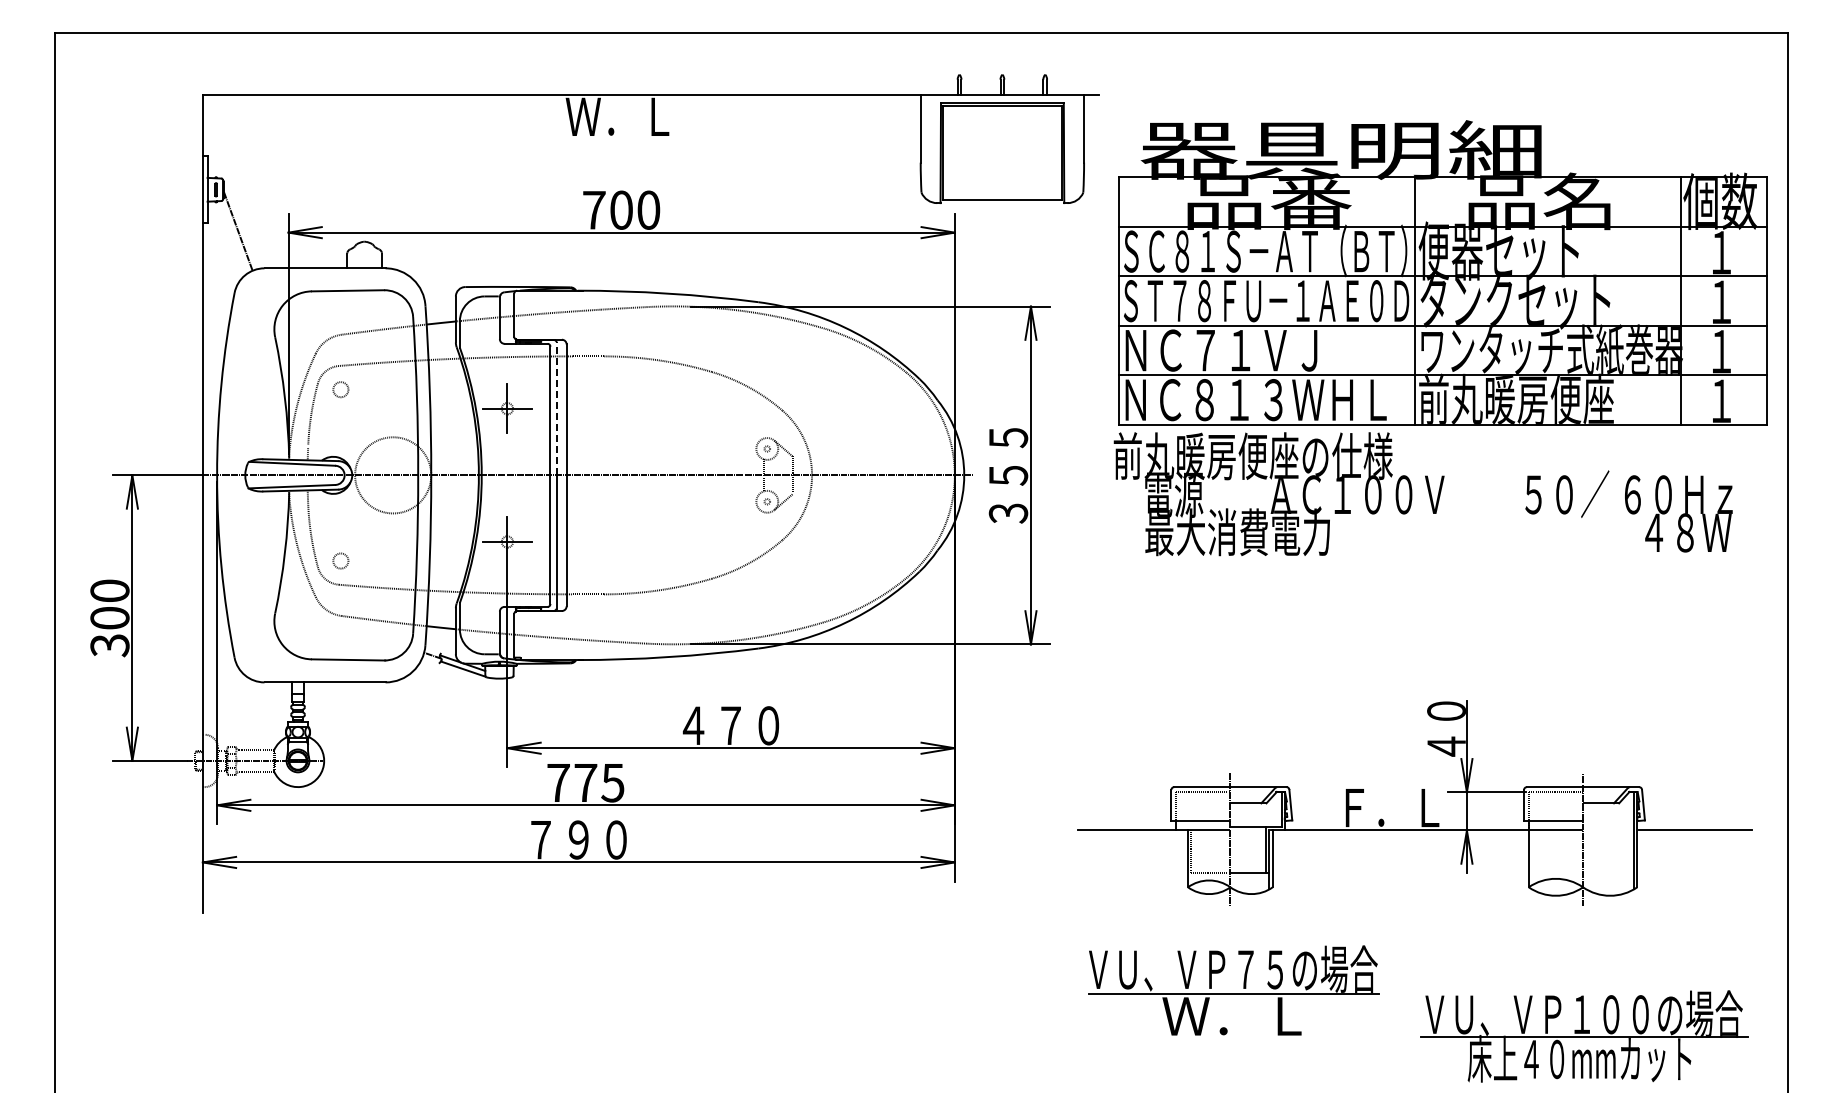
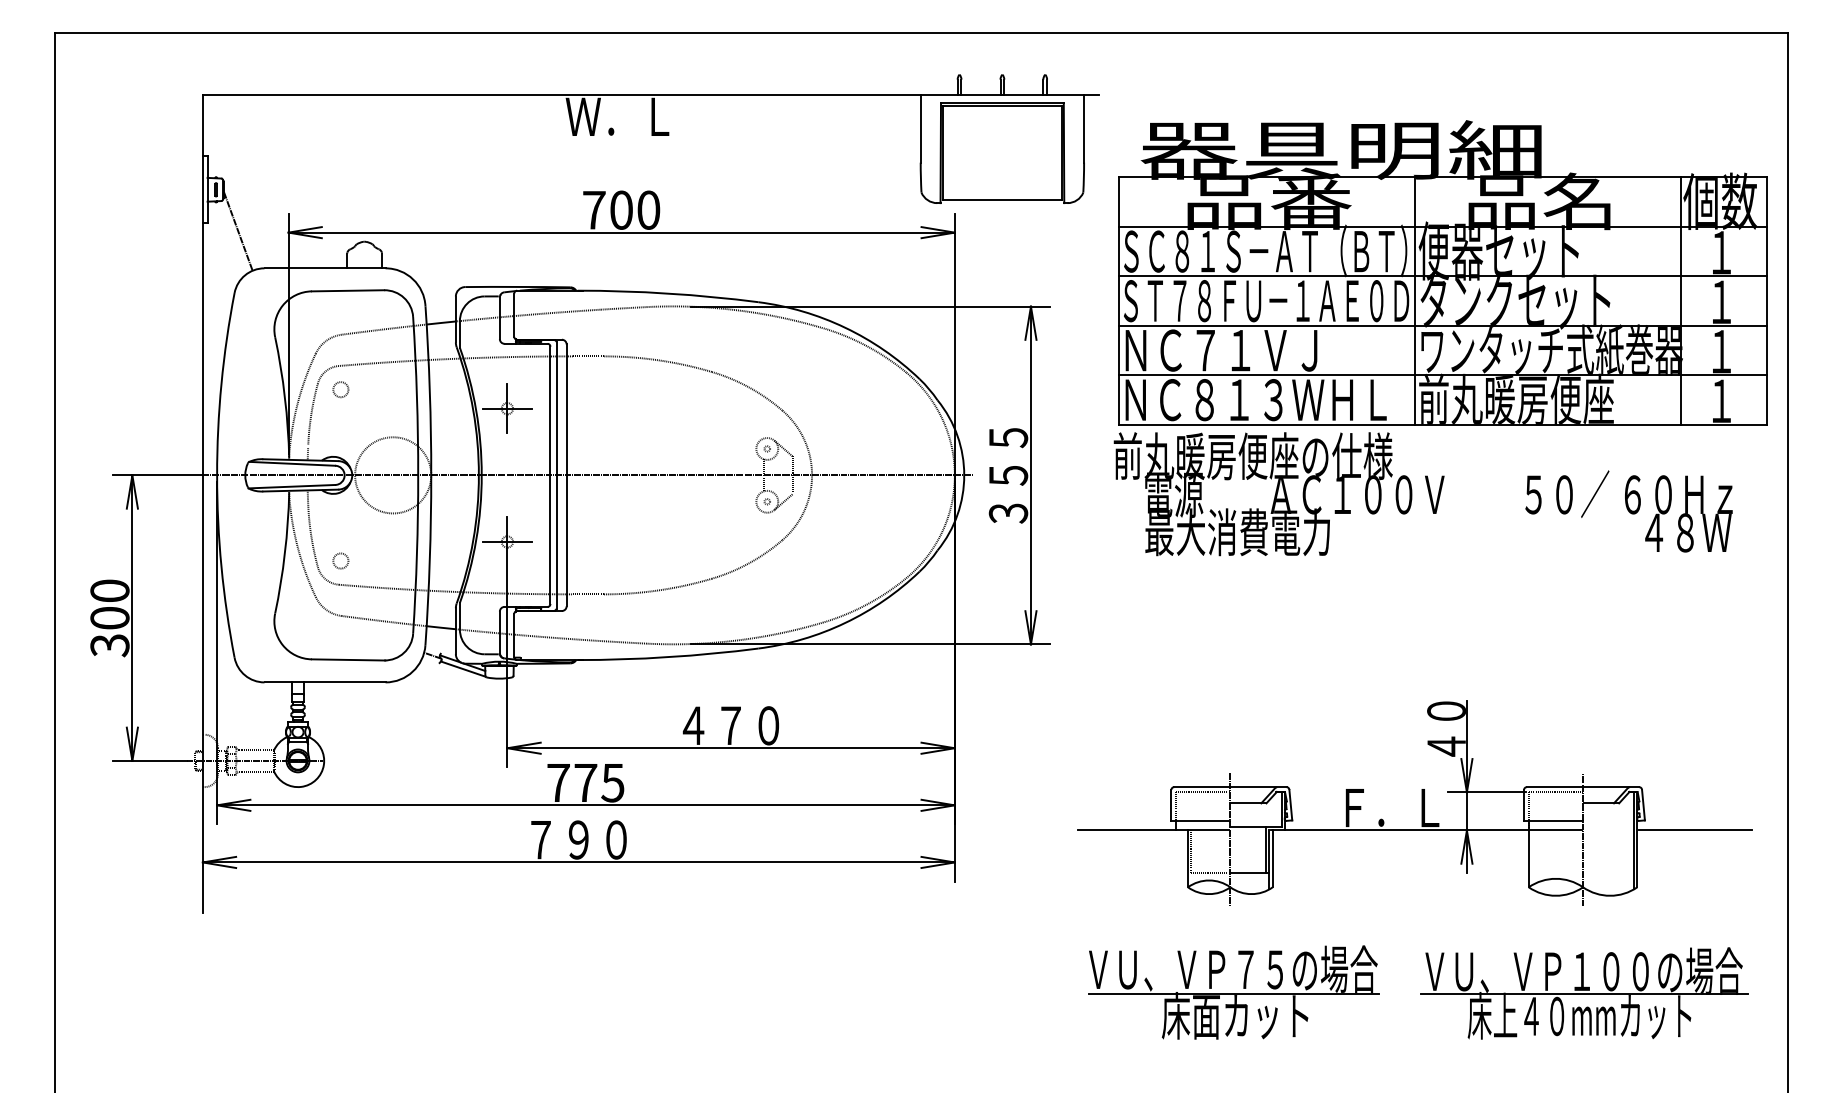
line: dashed -> solid (556, 408)
text: Ｗ．Ｌ -> 床面カット (1234, 1015)
part position: (1584, 1036) -> (1584, 993) (1584, 993)
